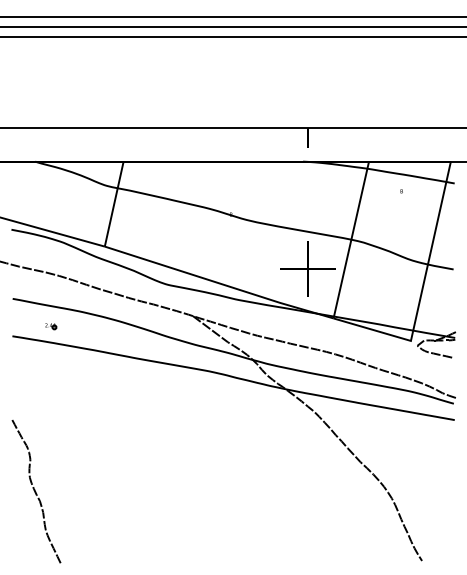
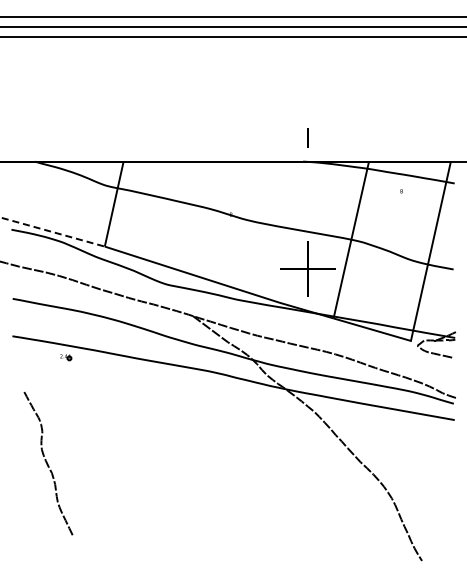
line: present -> none (232, 127)
line: solid -> dashed (53, 232)
part position: (51, 326) -> (66, 357) (66, 357)
curve position: (36, 491) -> (48, 463) (48, 463)
